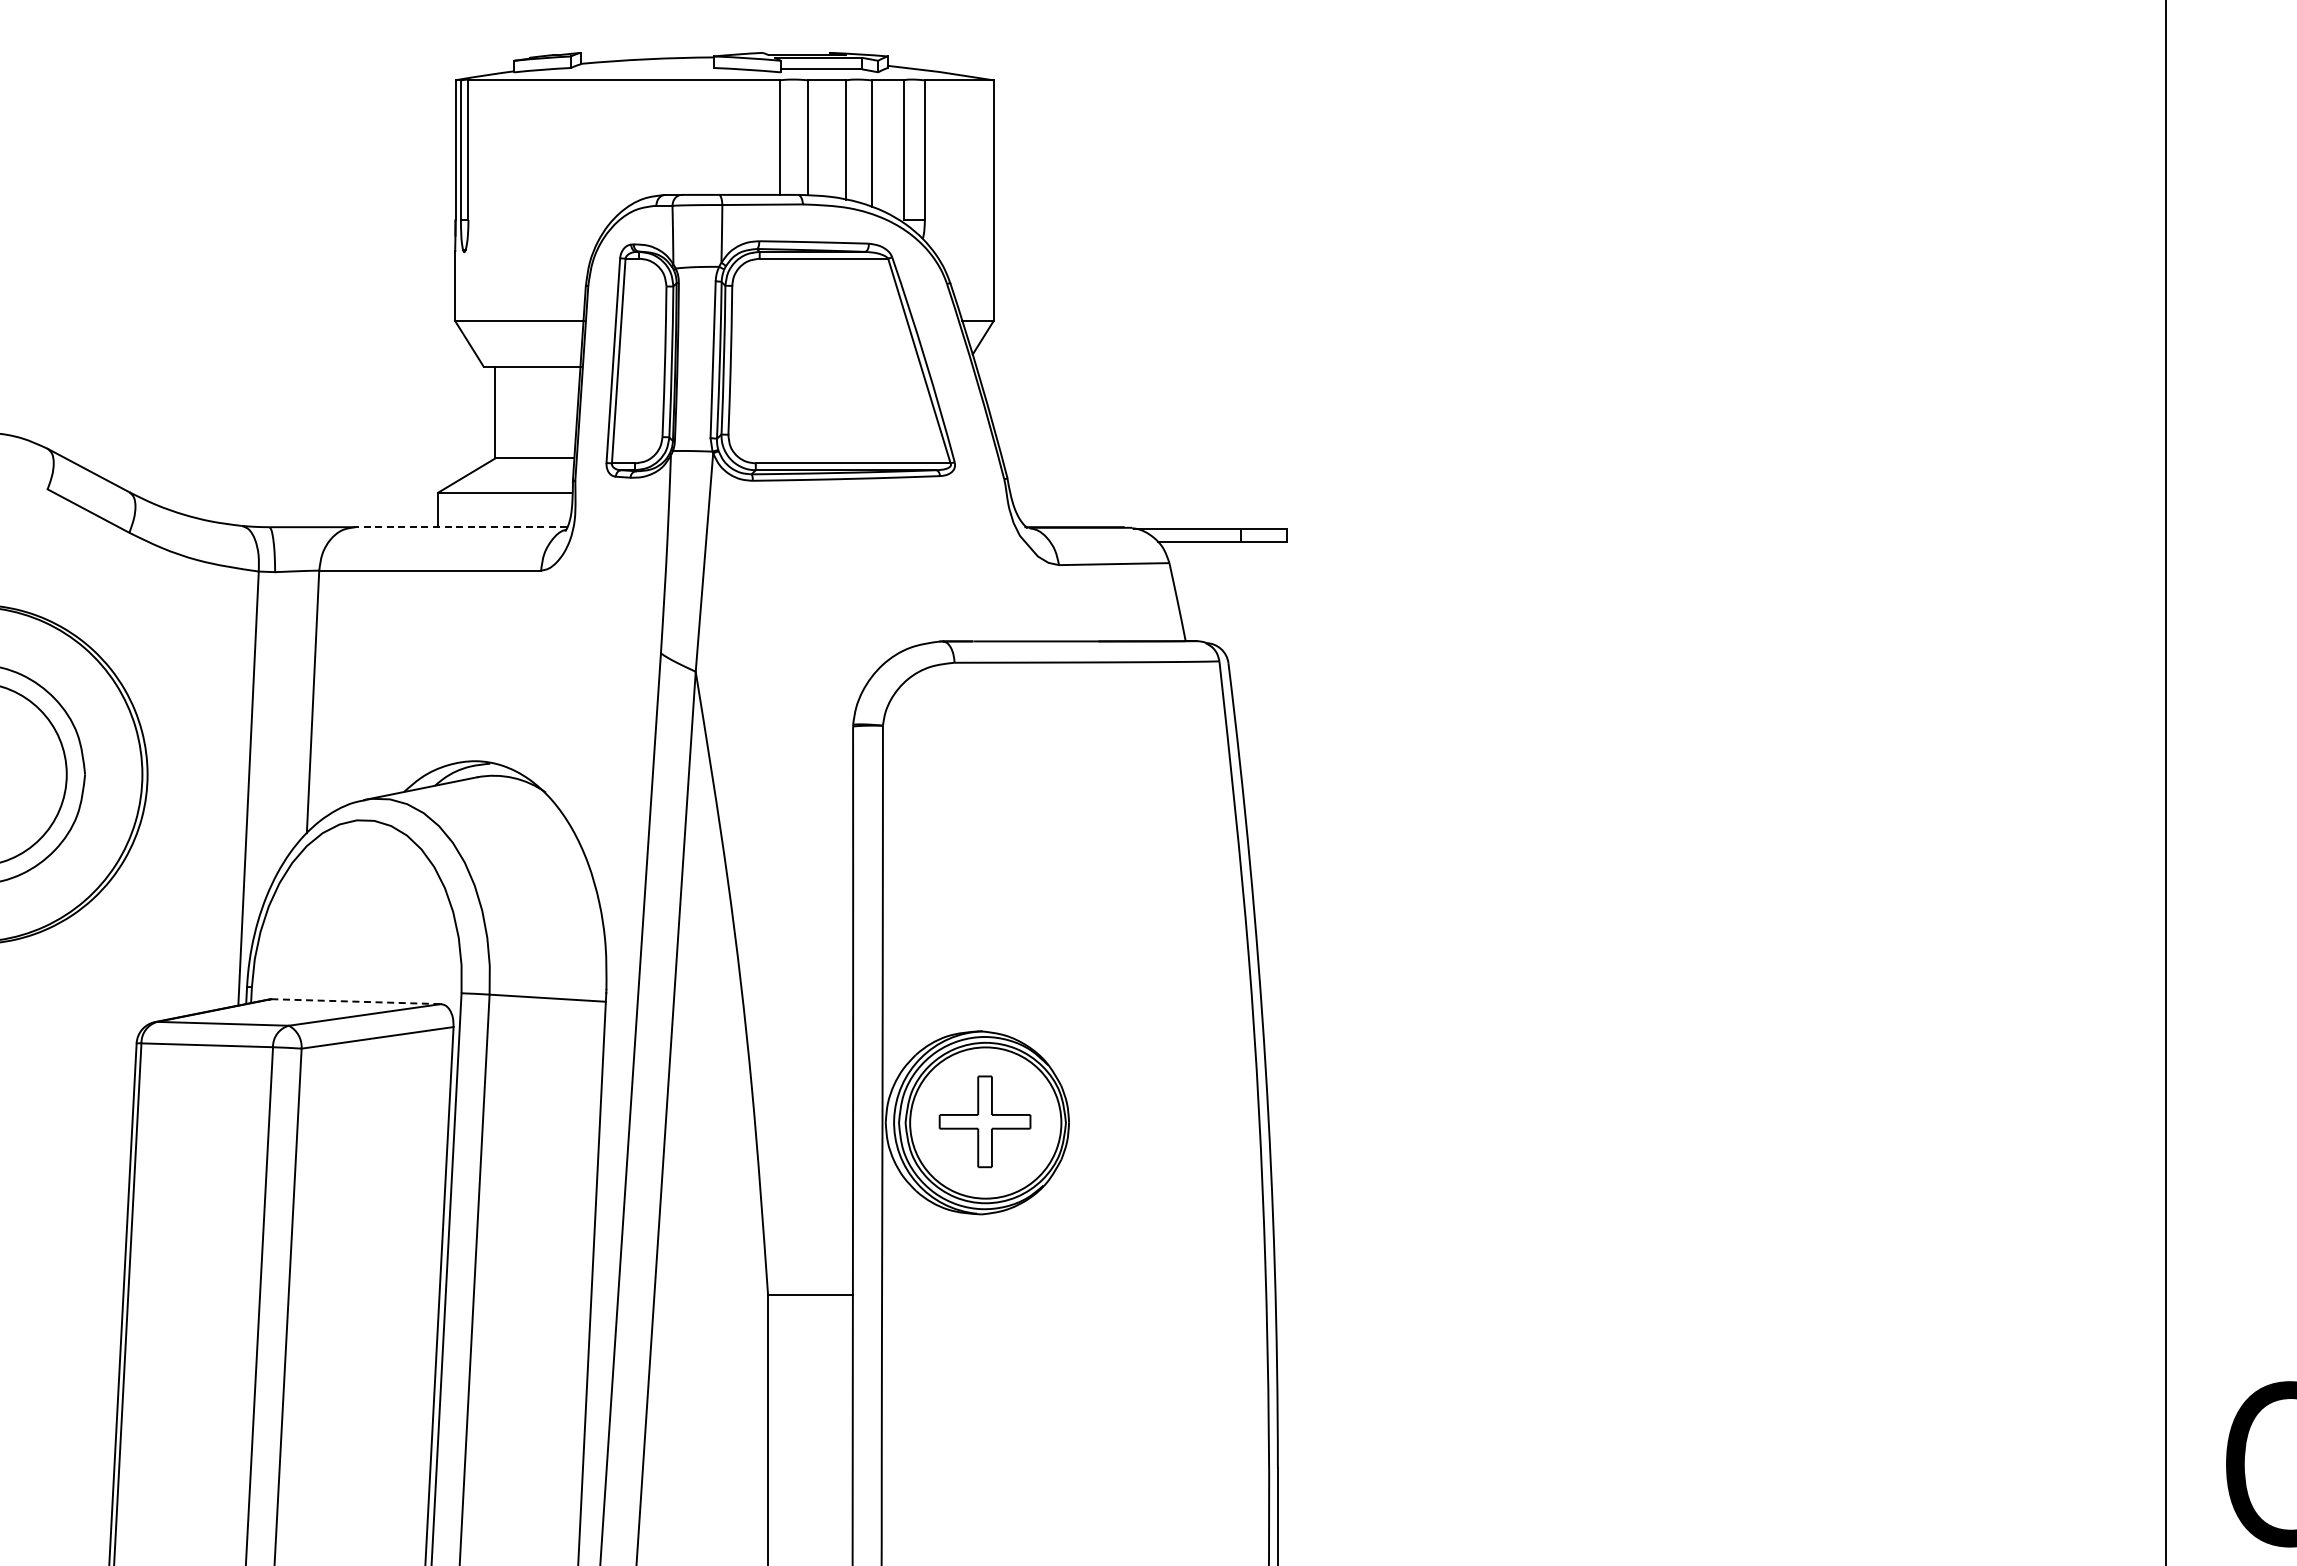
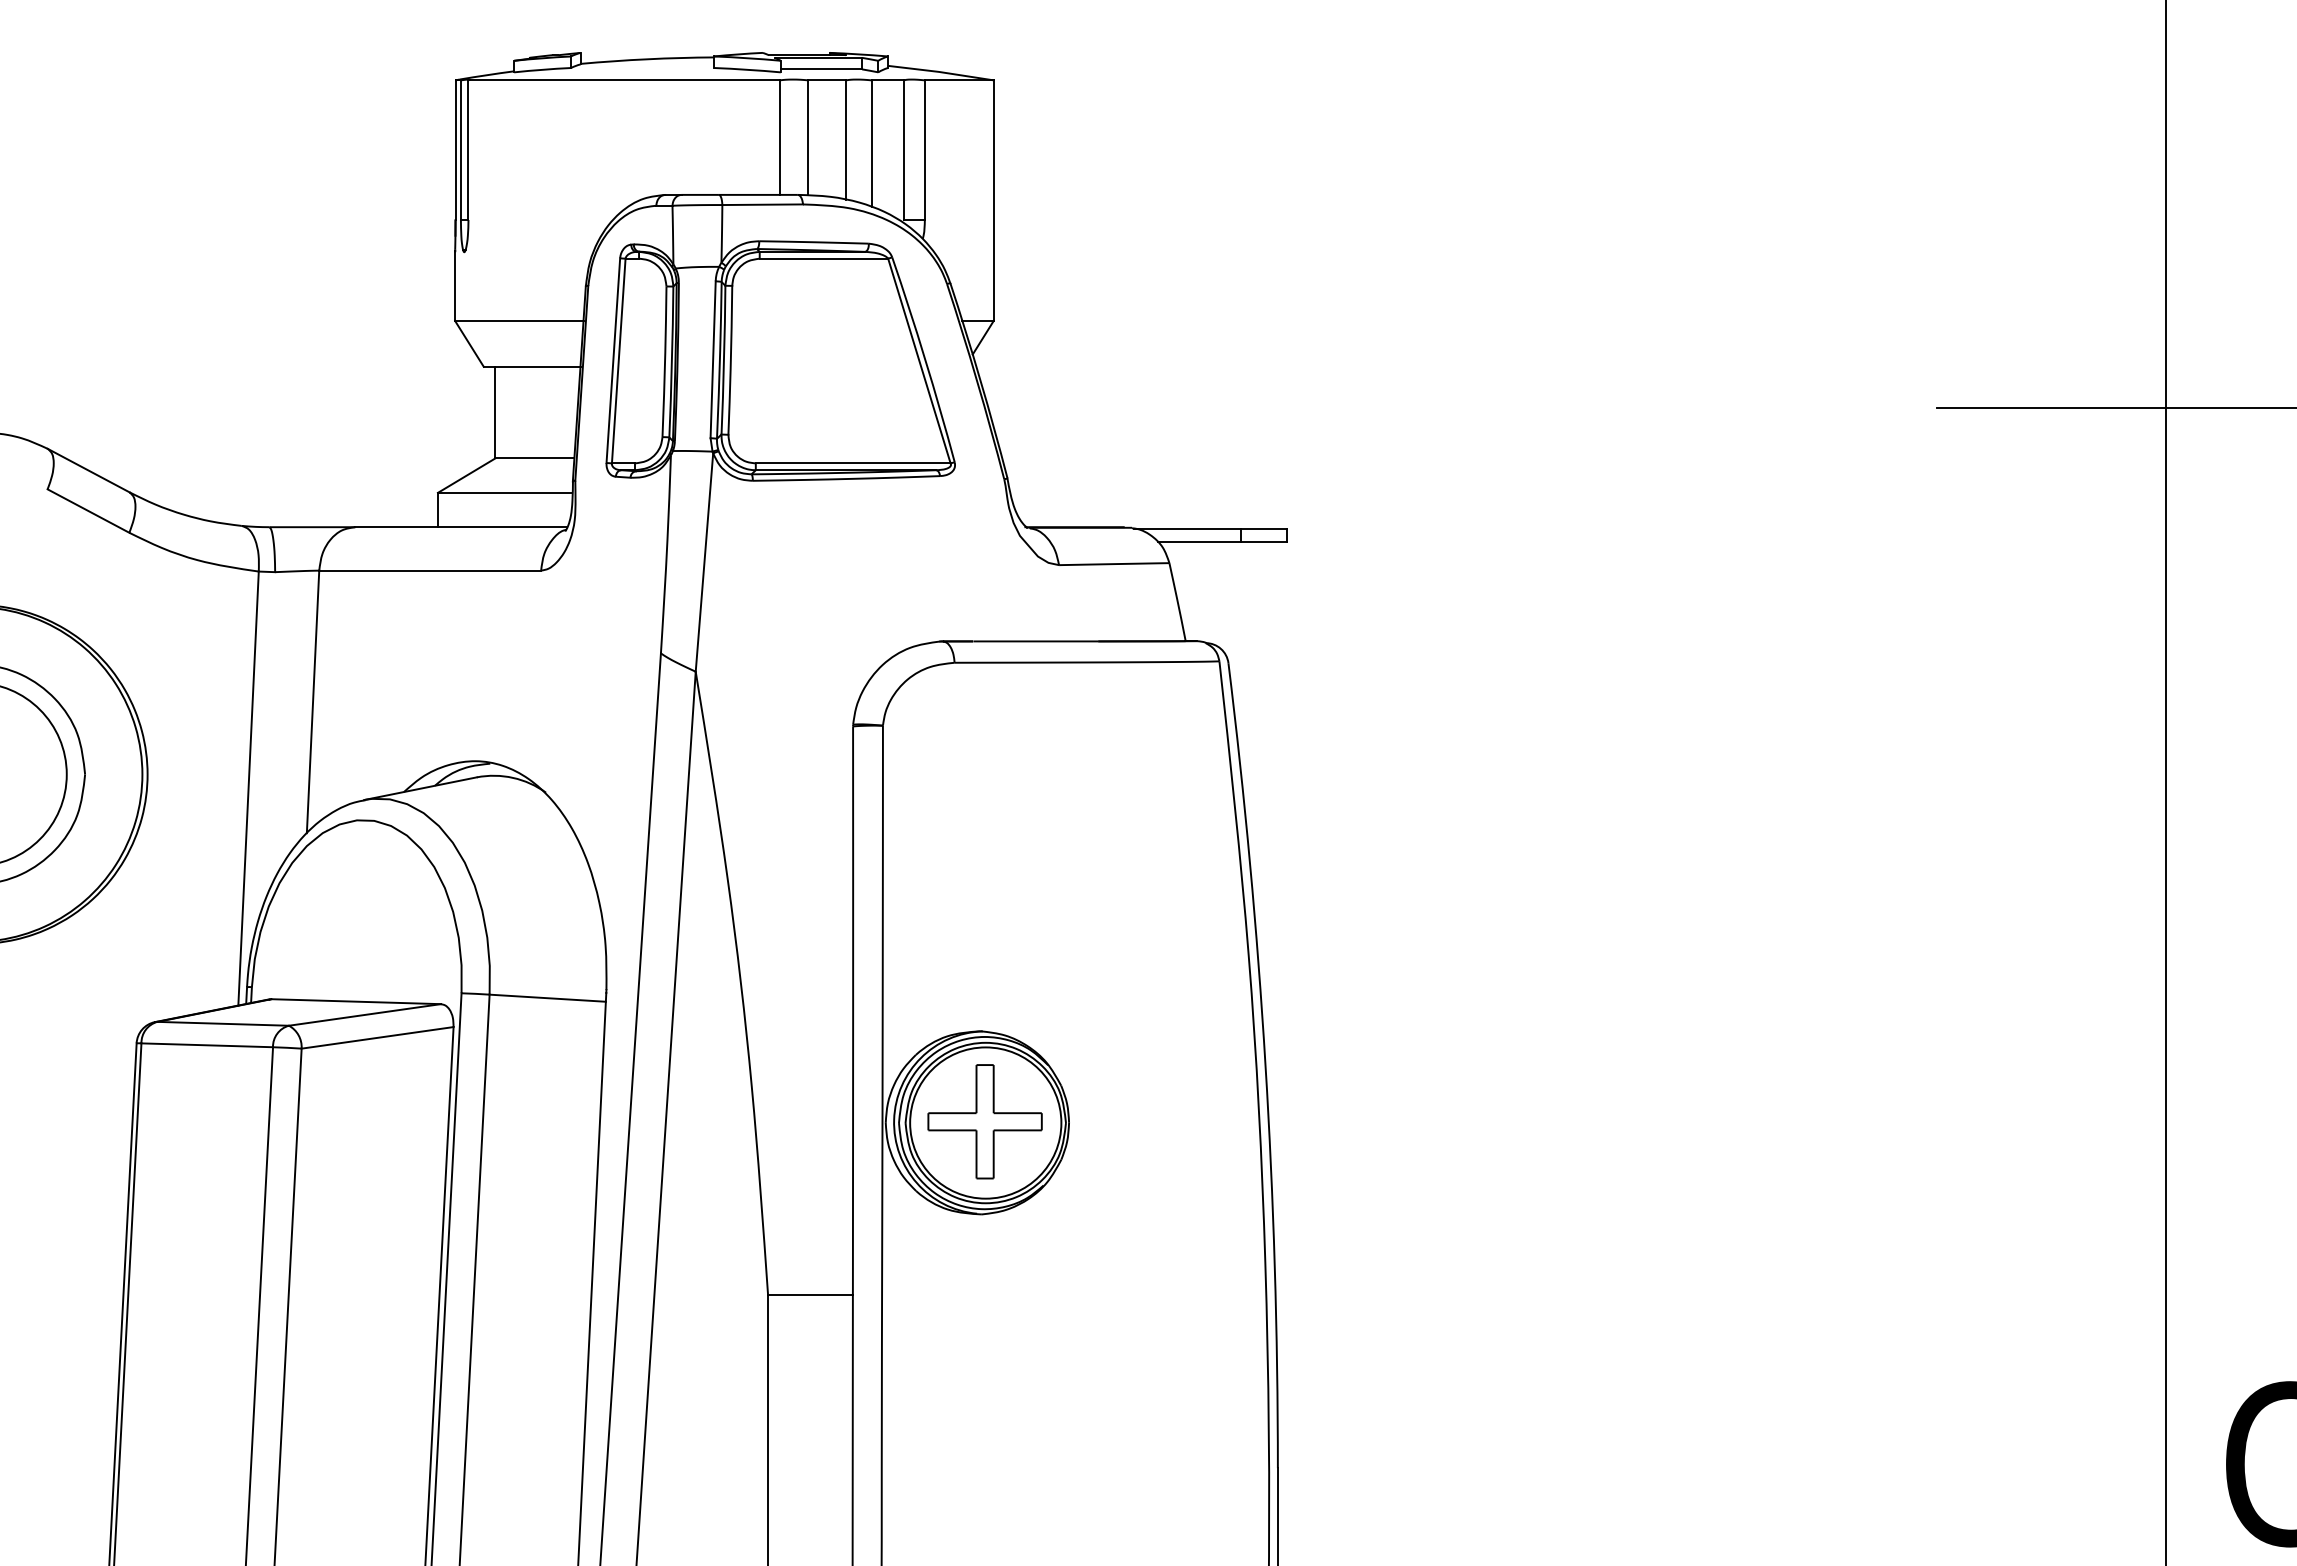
line: none -> present (2114, 407)
line: dashed -> solid (460, 527)
line: dashed -> solid (356, 1001)
part size: 94x94 px -> 116x116 px (984, 1121)
